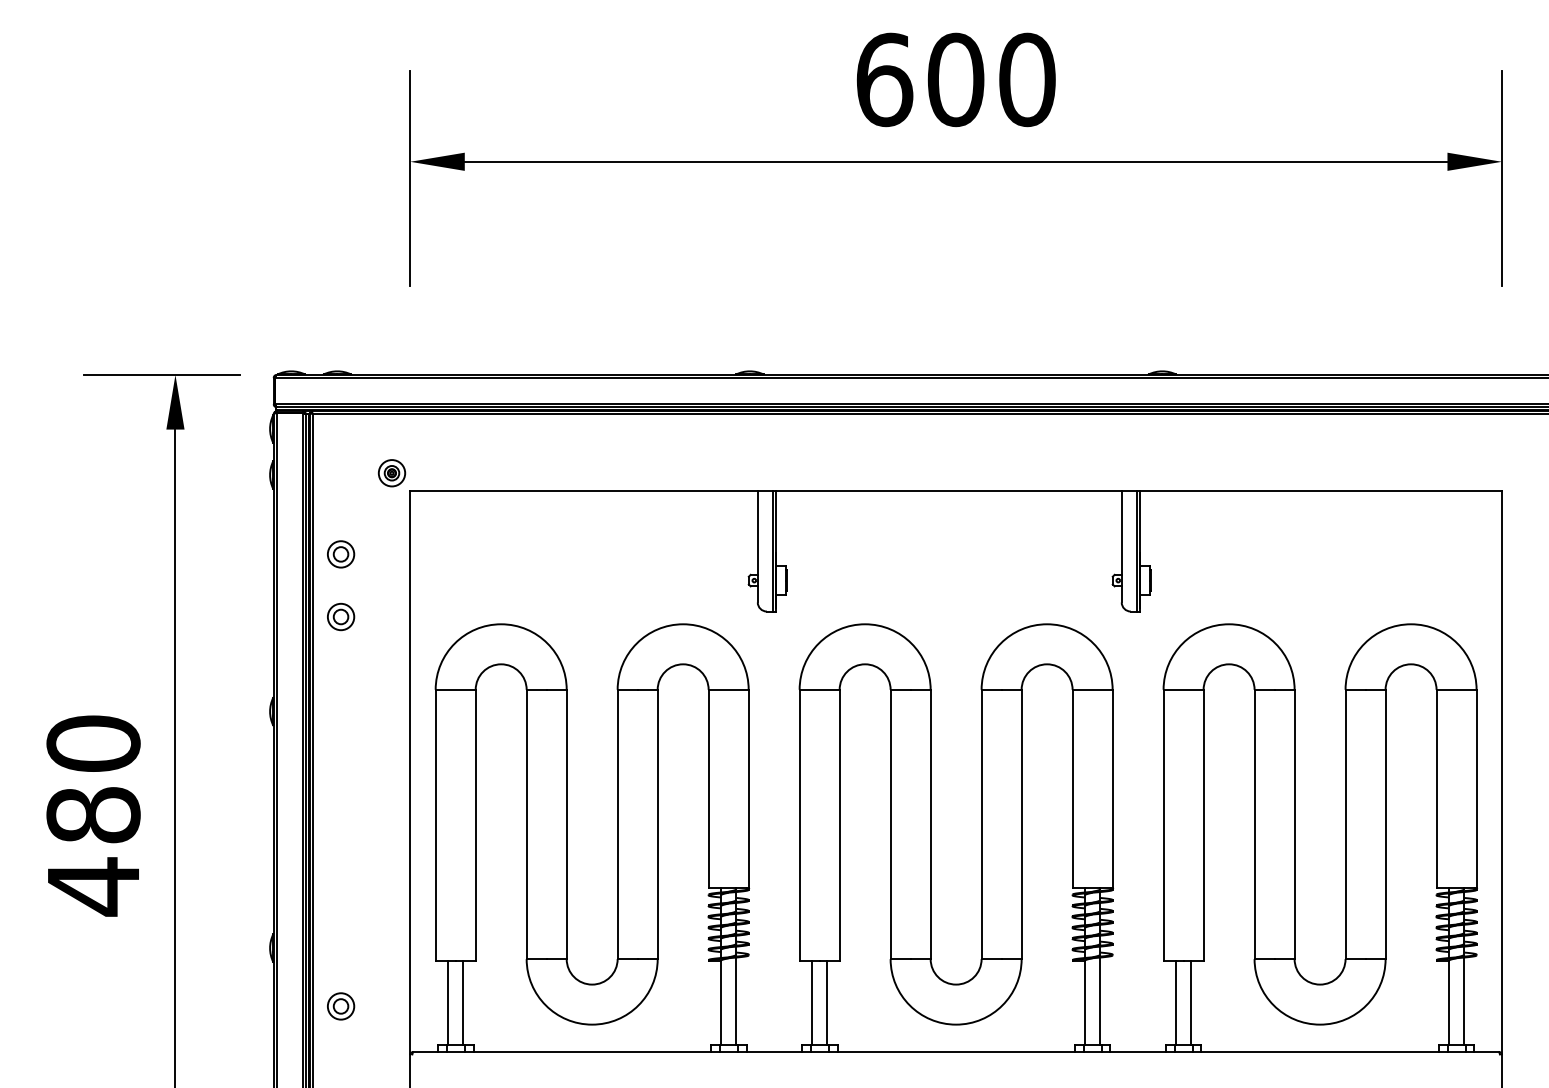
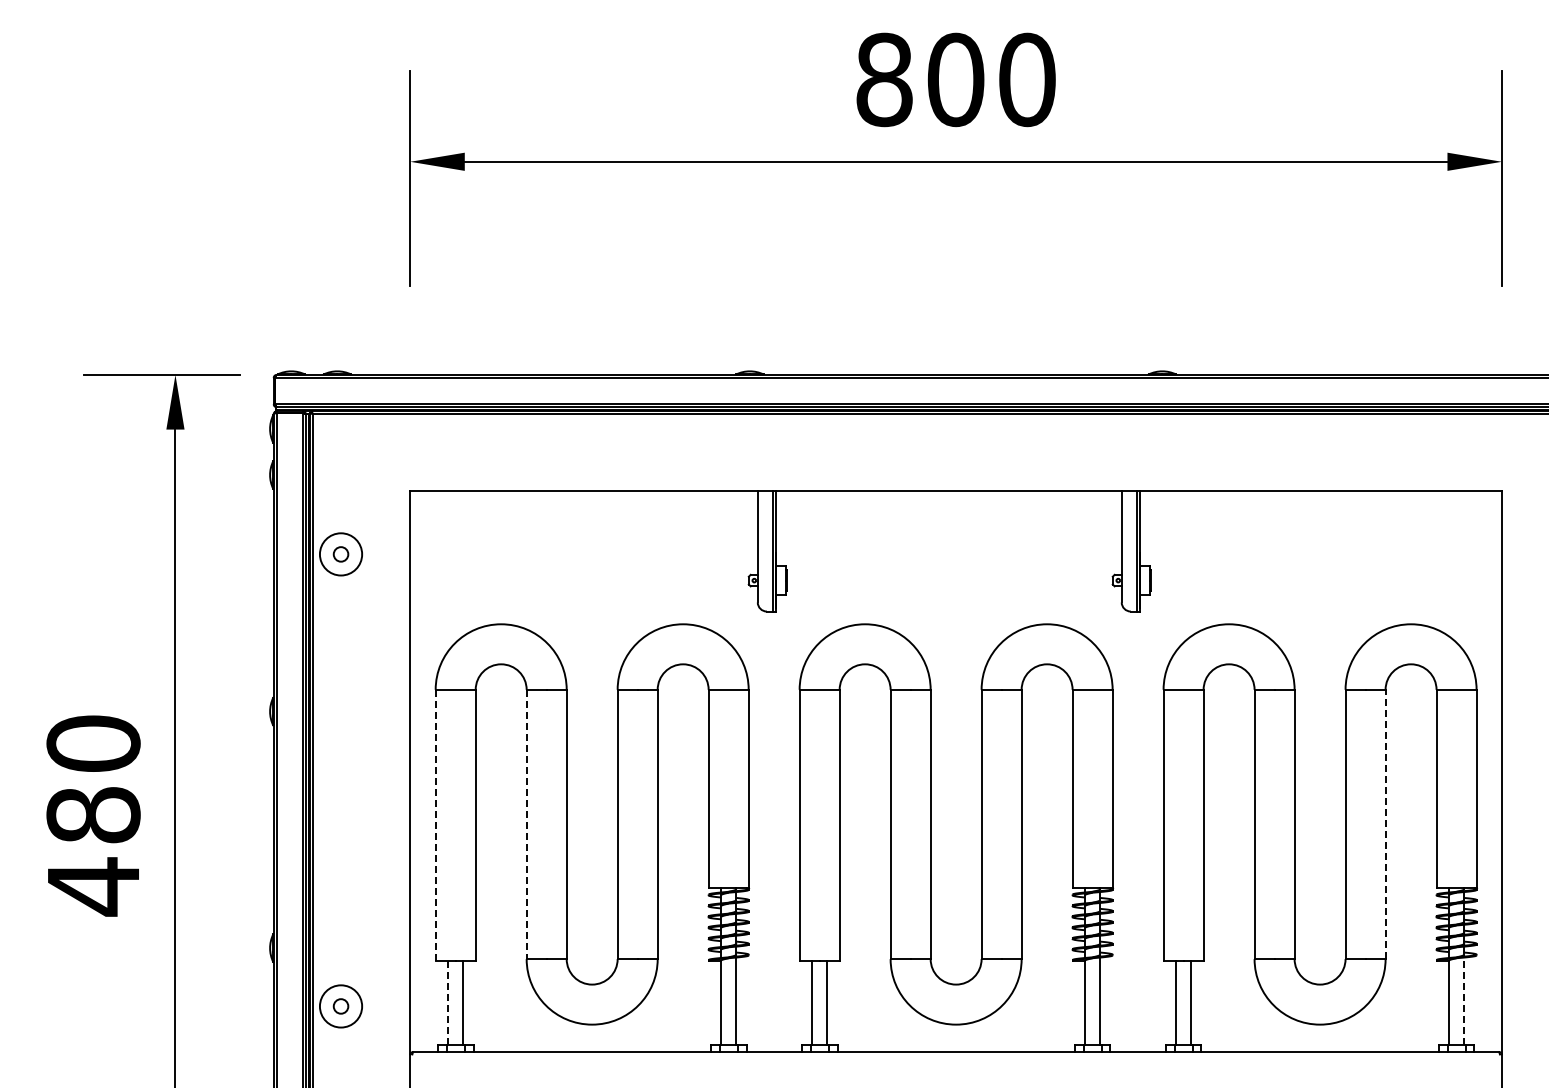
text: 600 -> 800 (884, 79)
part: present -> none (391, 473)
circle diameter: 26 px -> 42 px (340, 554)
part: present -> none (341, 616)
line: solid -> dashed (526, 824)
line: solid -> dashed (1385, 824)
line: solid -> dashed (435, 825)
line: solid -> dashed (1464, 1001)
line: solid -> dashed (447, 1002)
circle diameter: 26 px -> 42 px (340, 1006)
